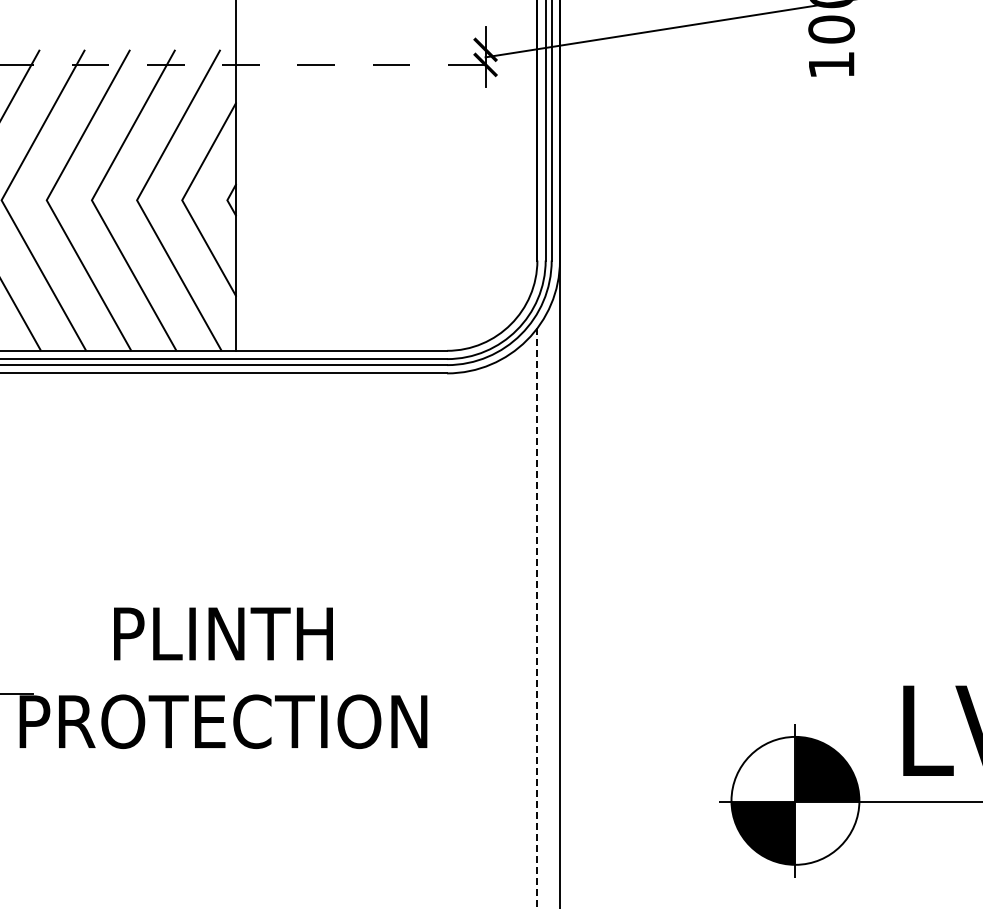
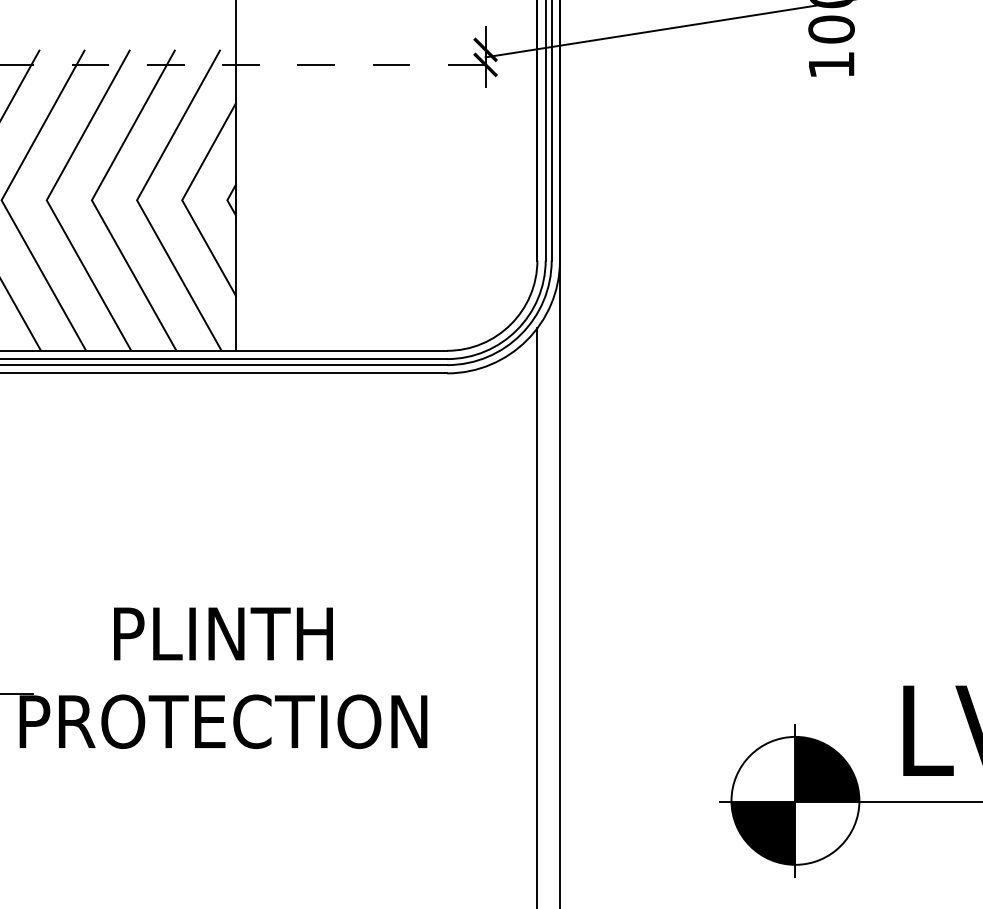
line: dashed -> solid (537, 619)
